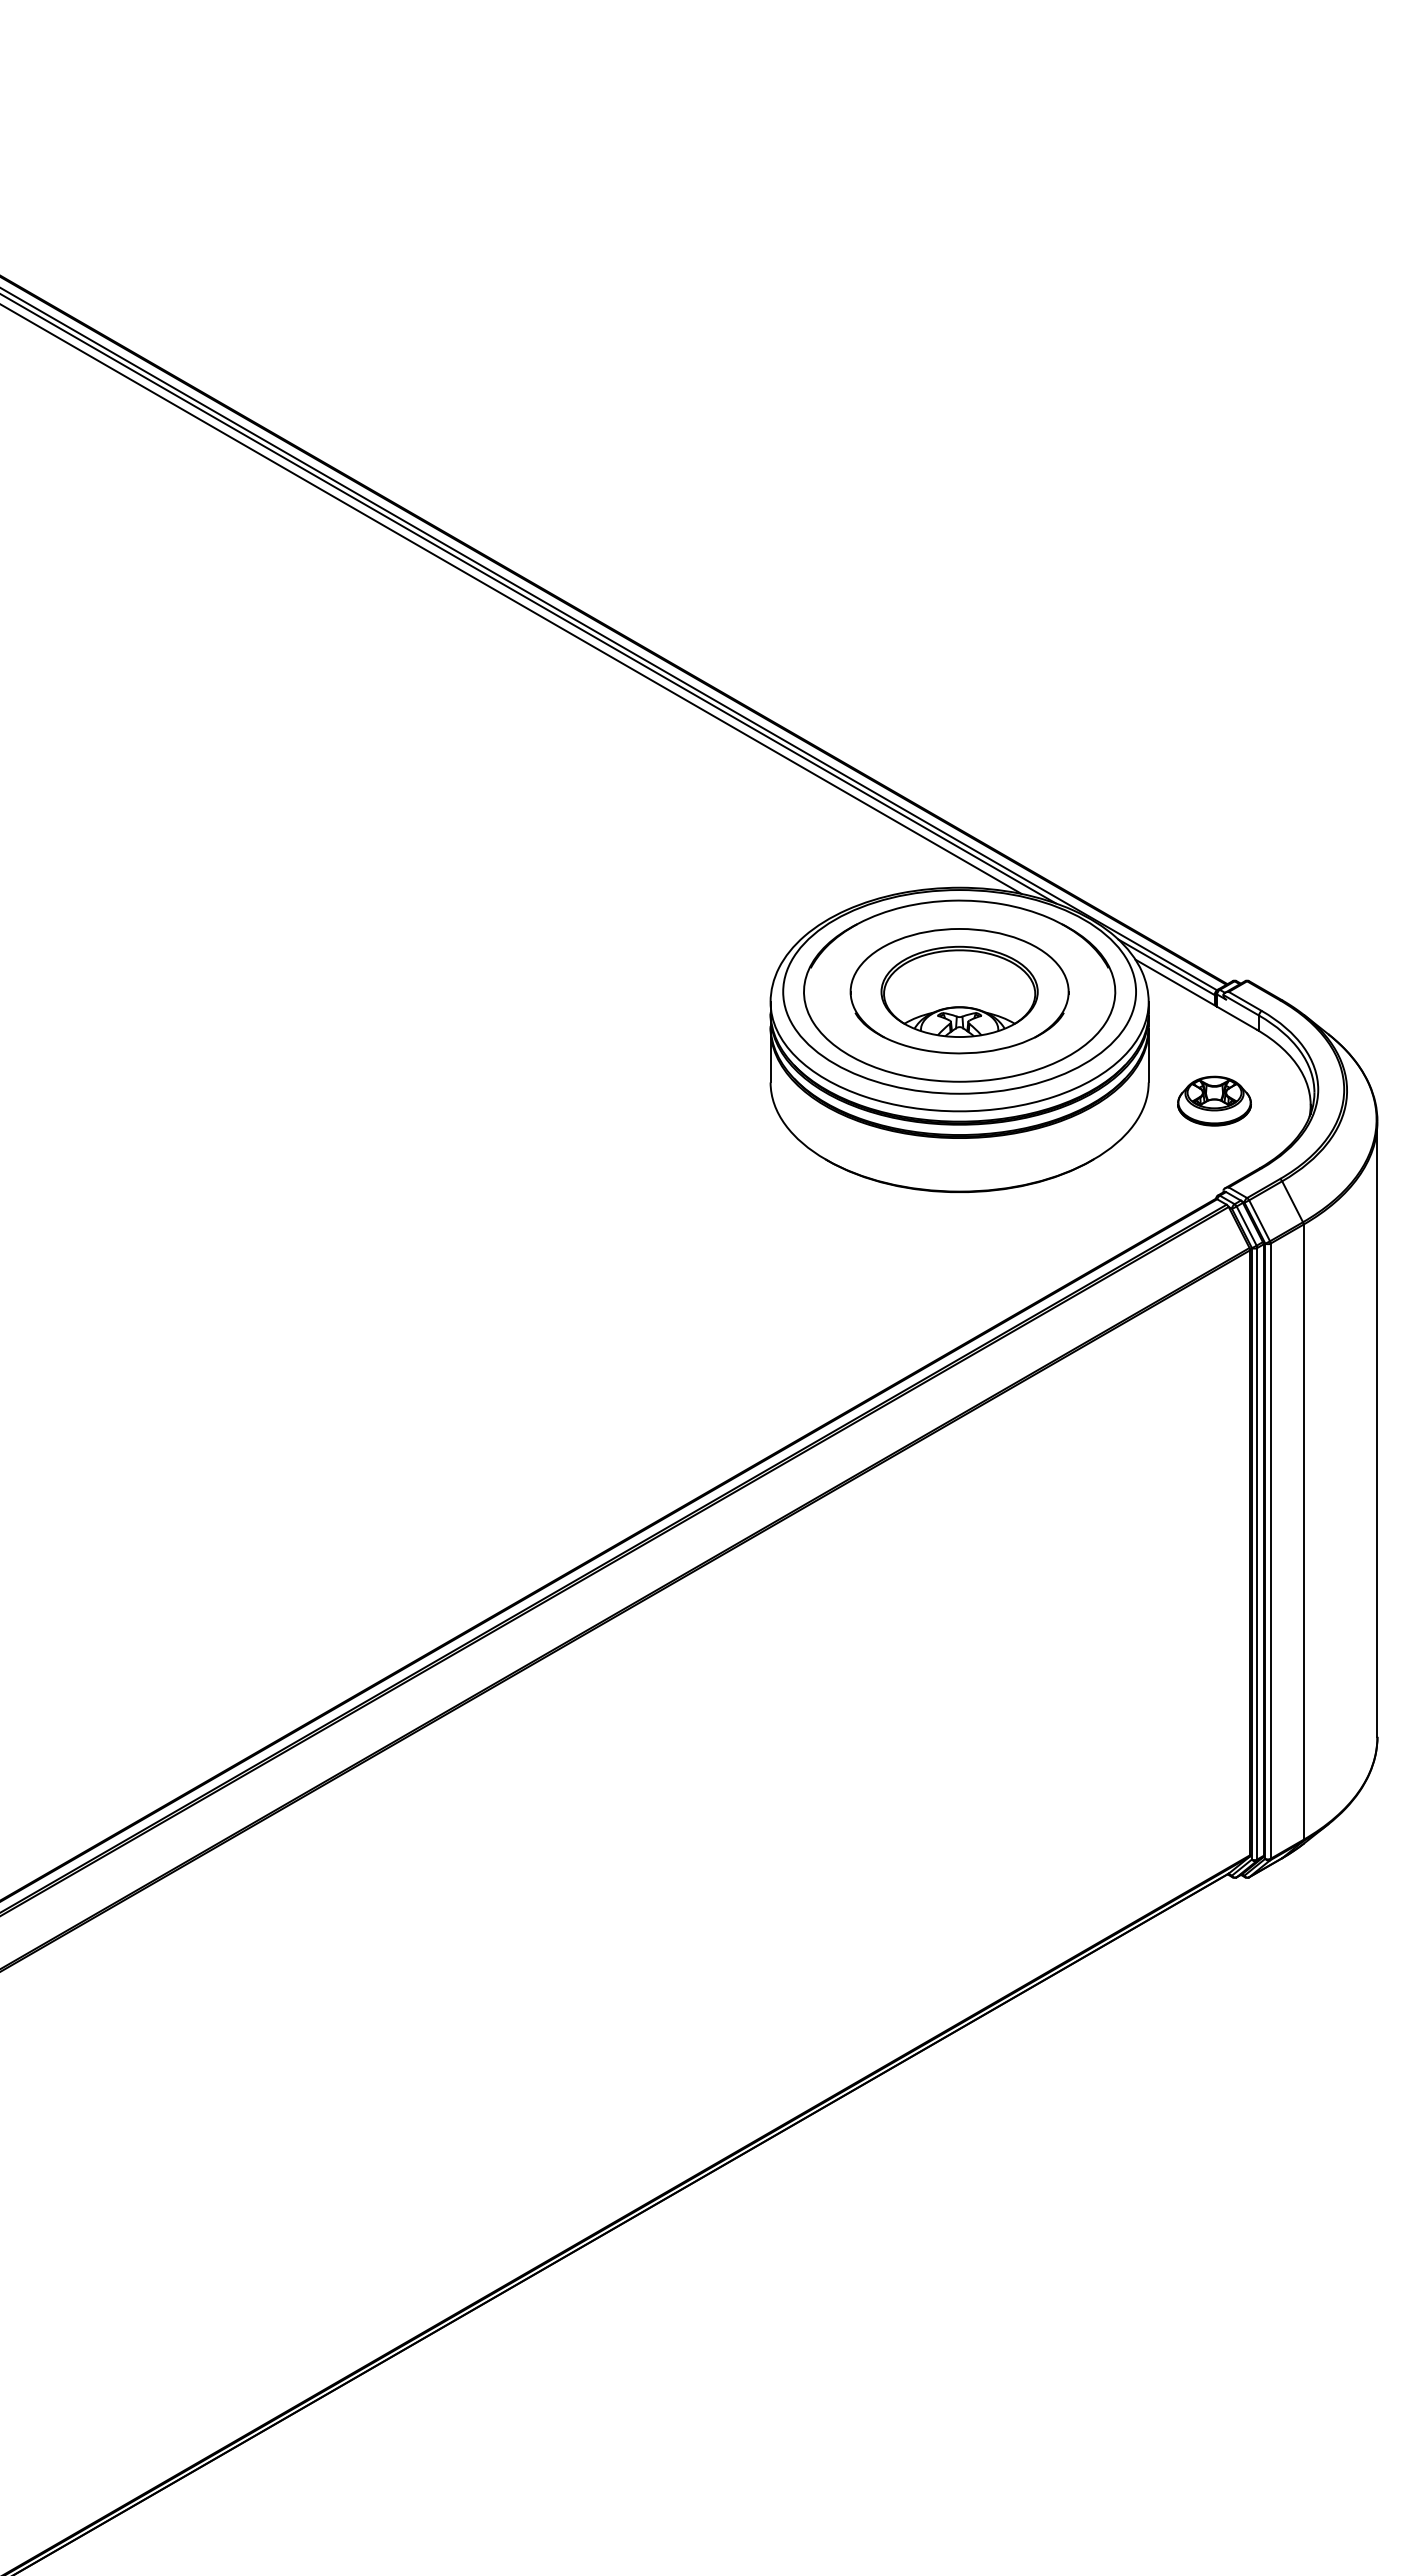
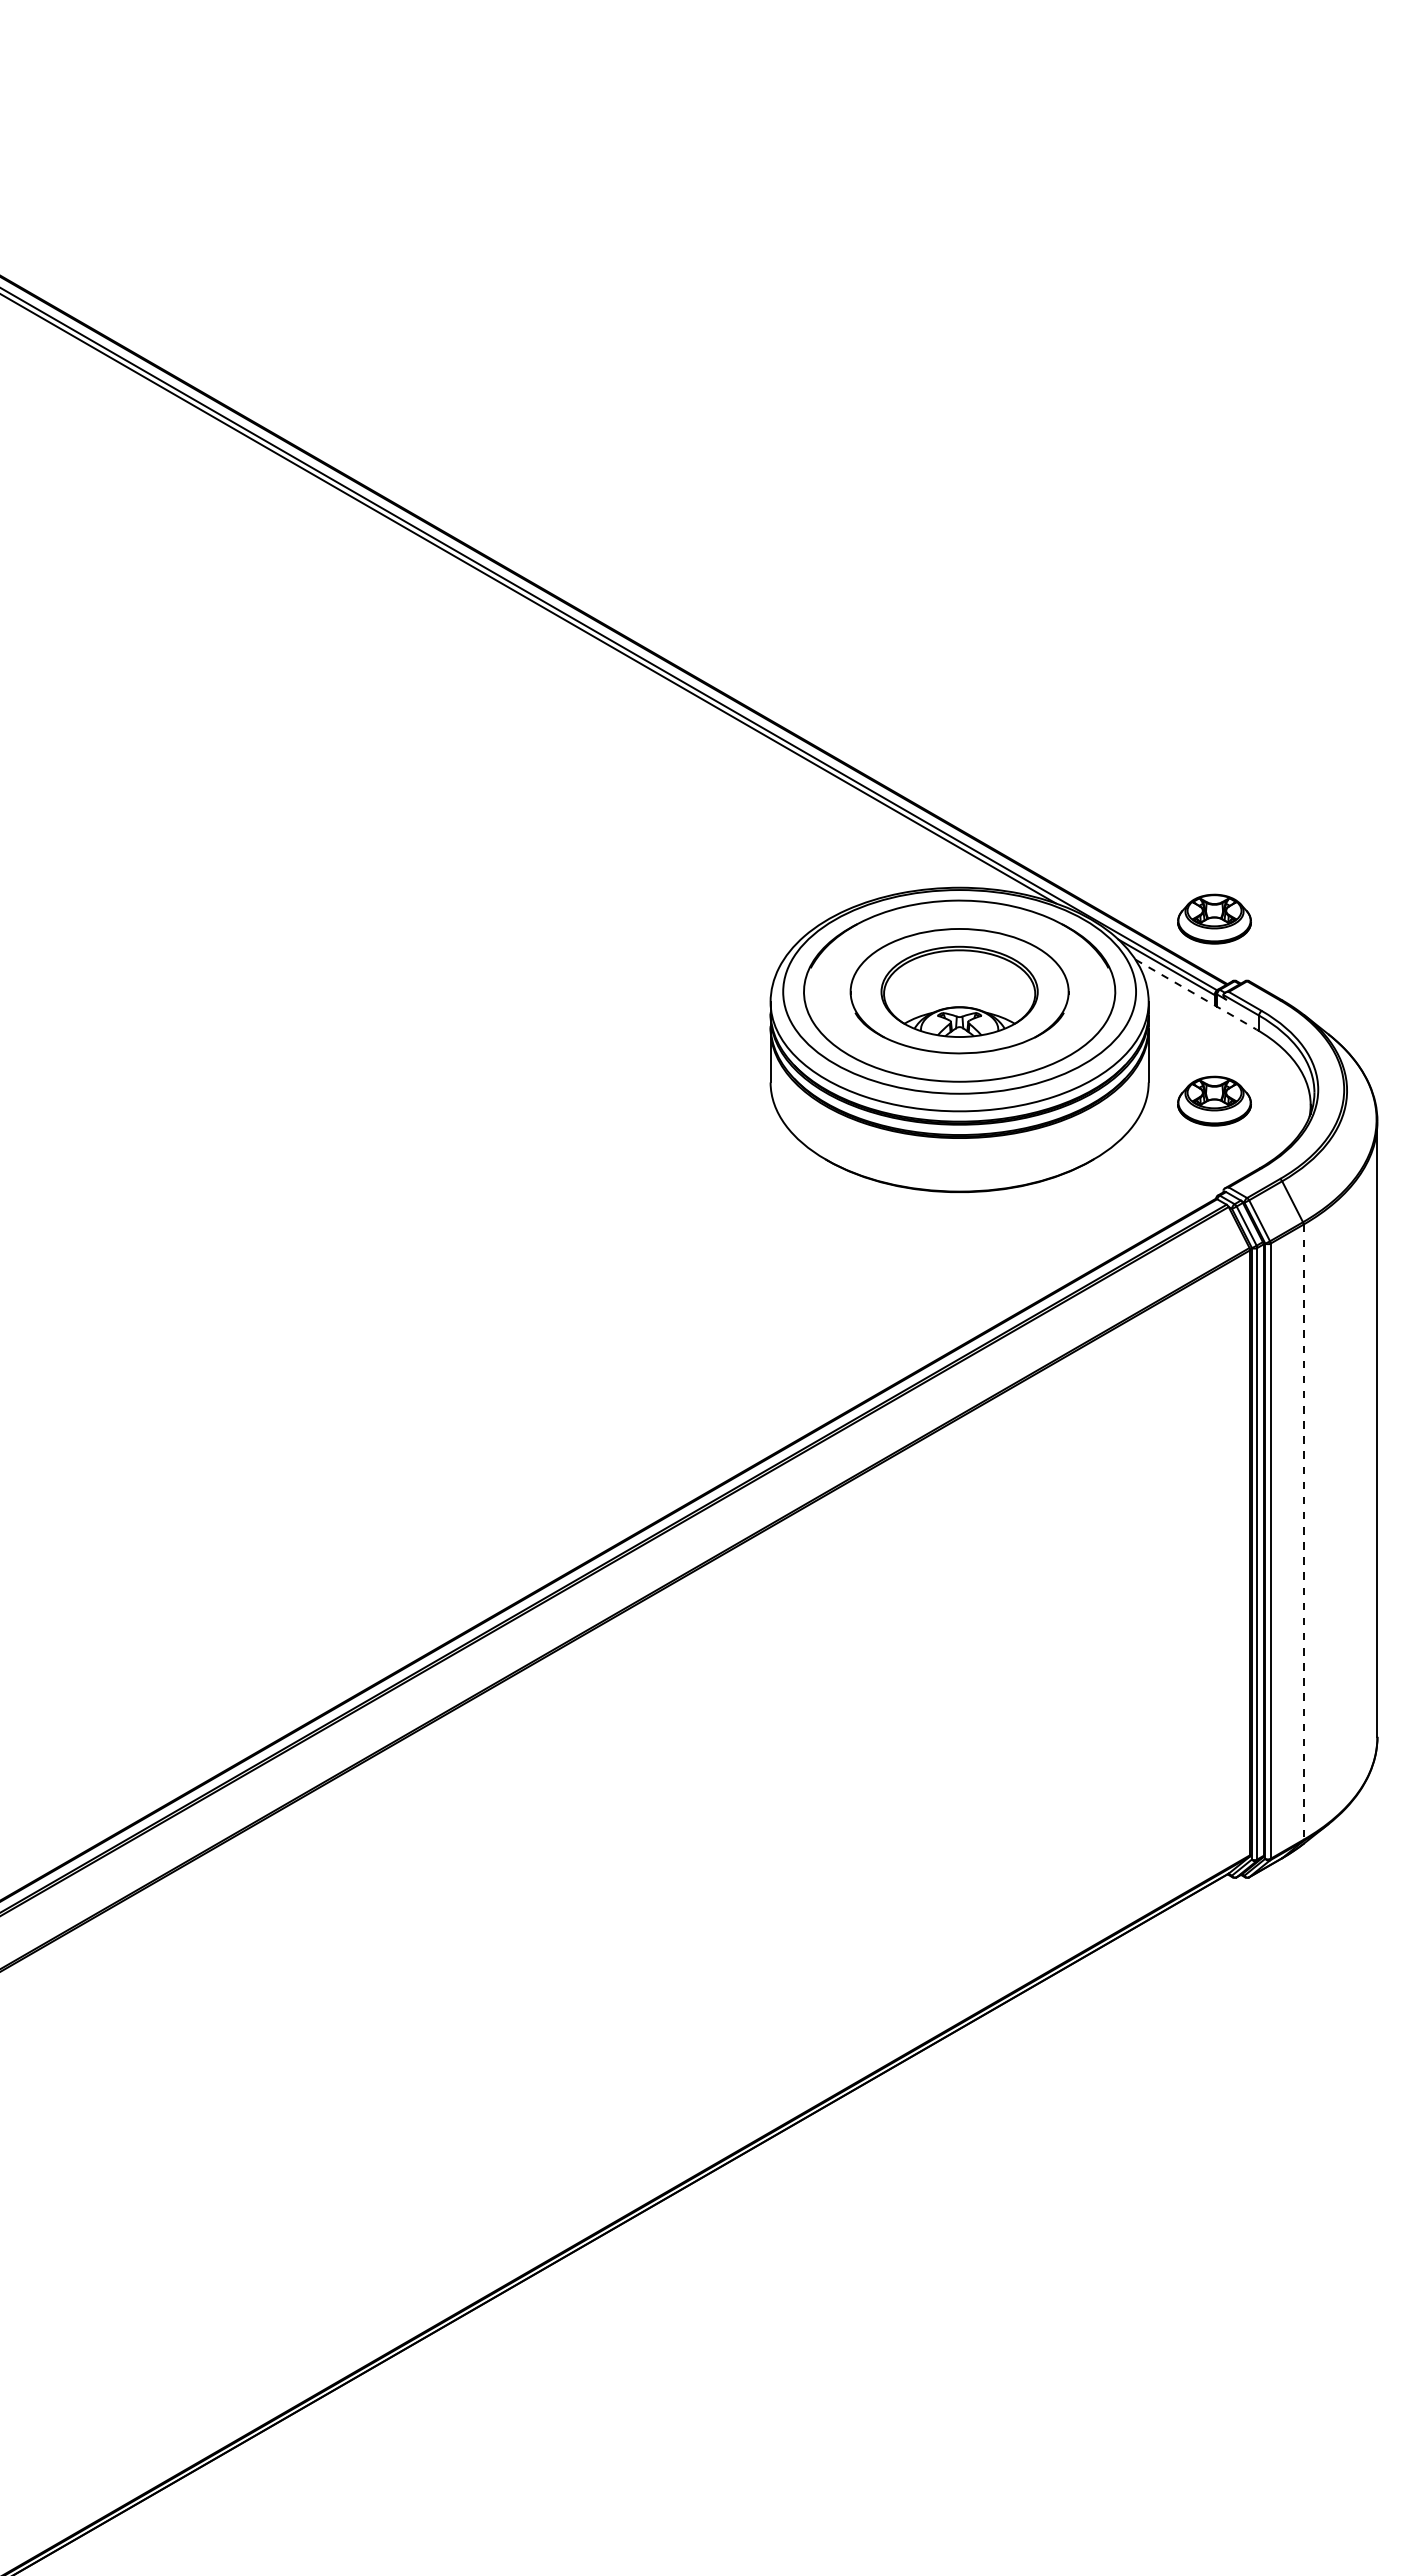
line: present -> none (511, 599)
part: none -> present (1214, 918)
line: solid -> dashed (1195, 994)
line: solid -> dashed (1303, 1532)
